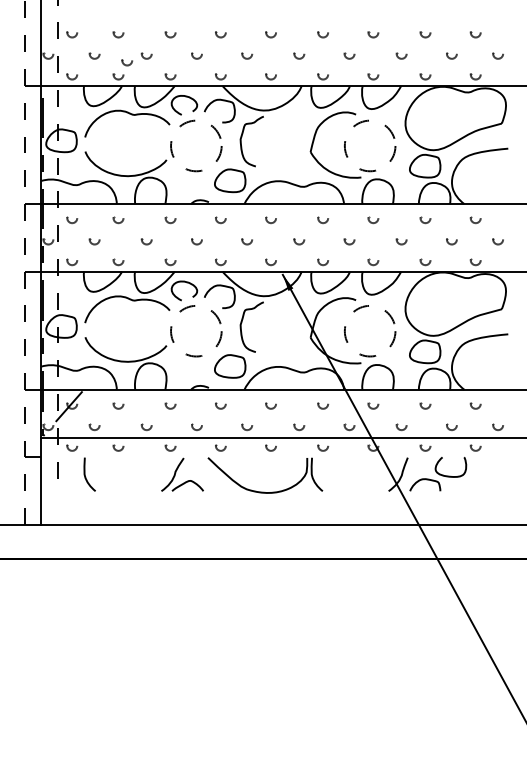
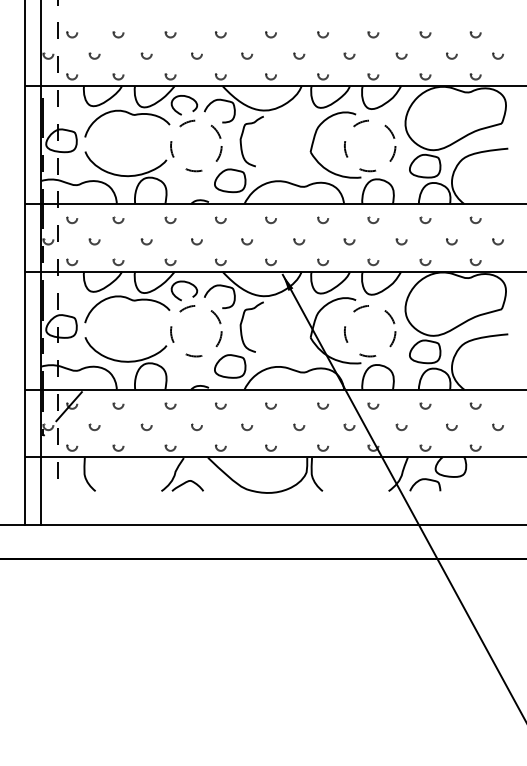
circle: present -> none (127, 62)
line: dashed -> solid (24, 262)
line position: (282, 438) -> (282, 457) (282, 457)
